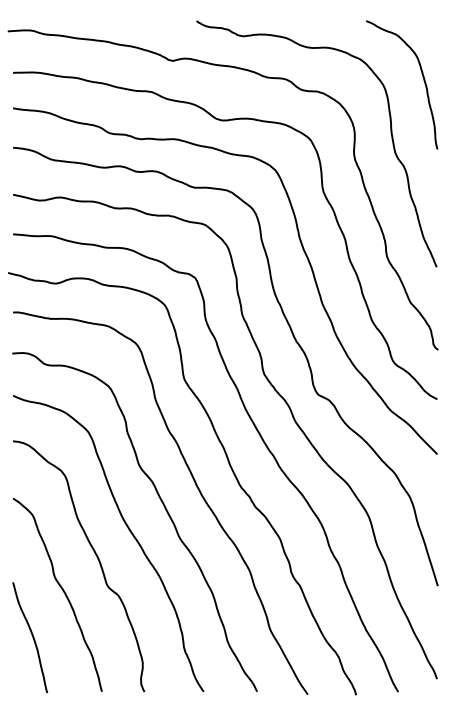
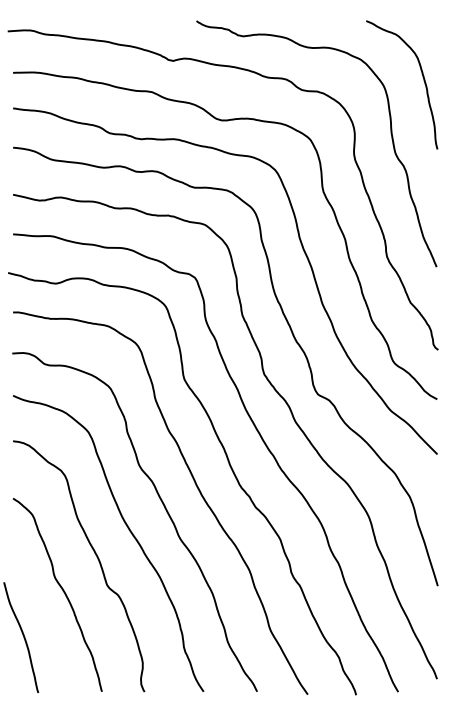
curve position: (32, 637) -> (23, 637) (23, 637)
